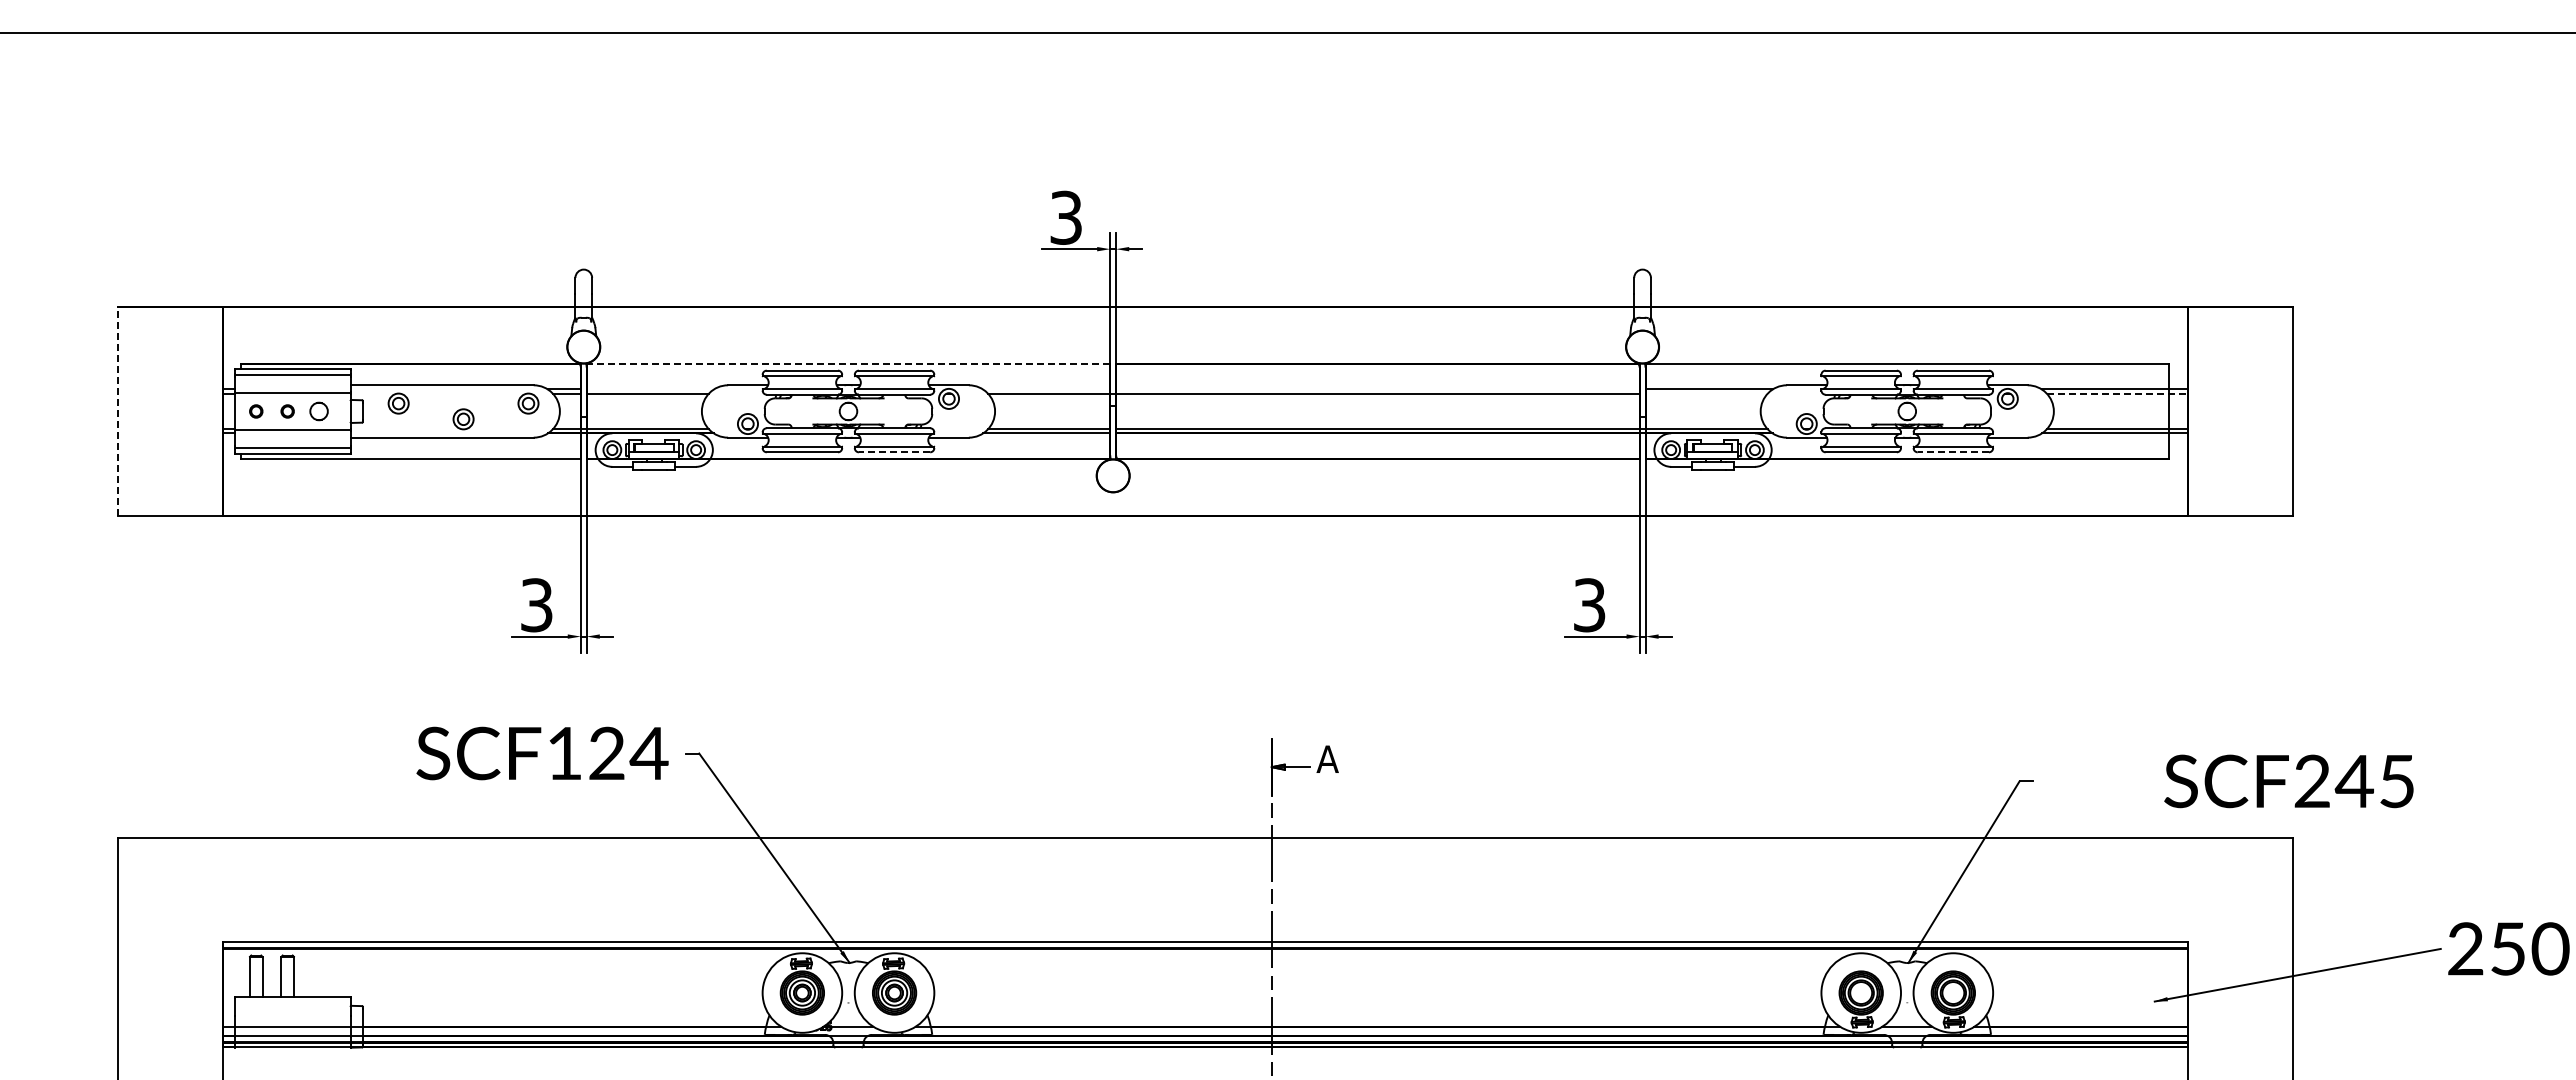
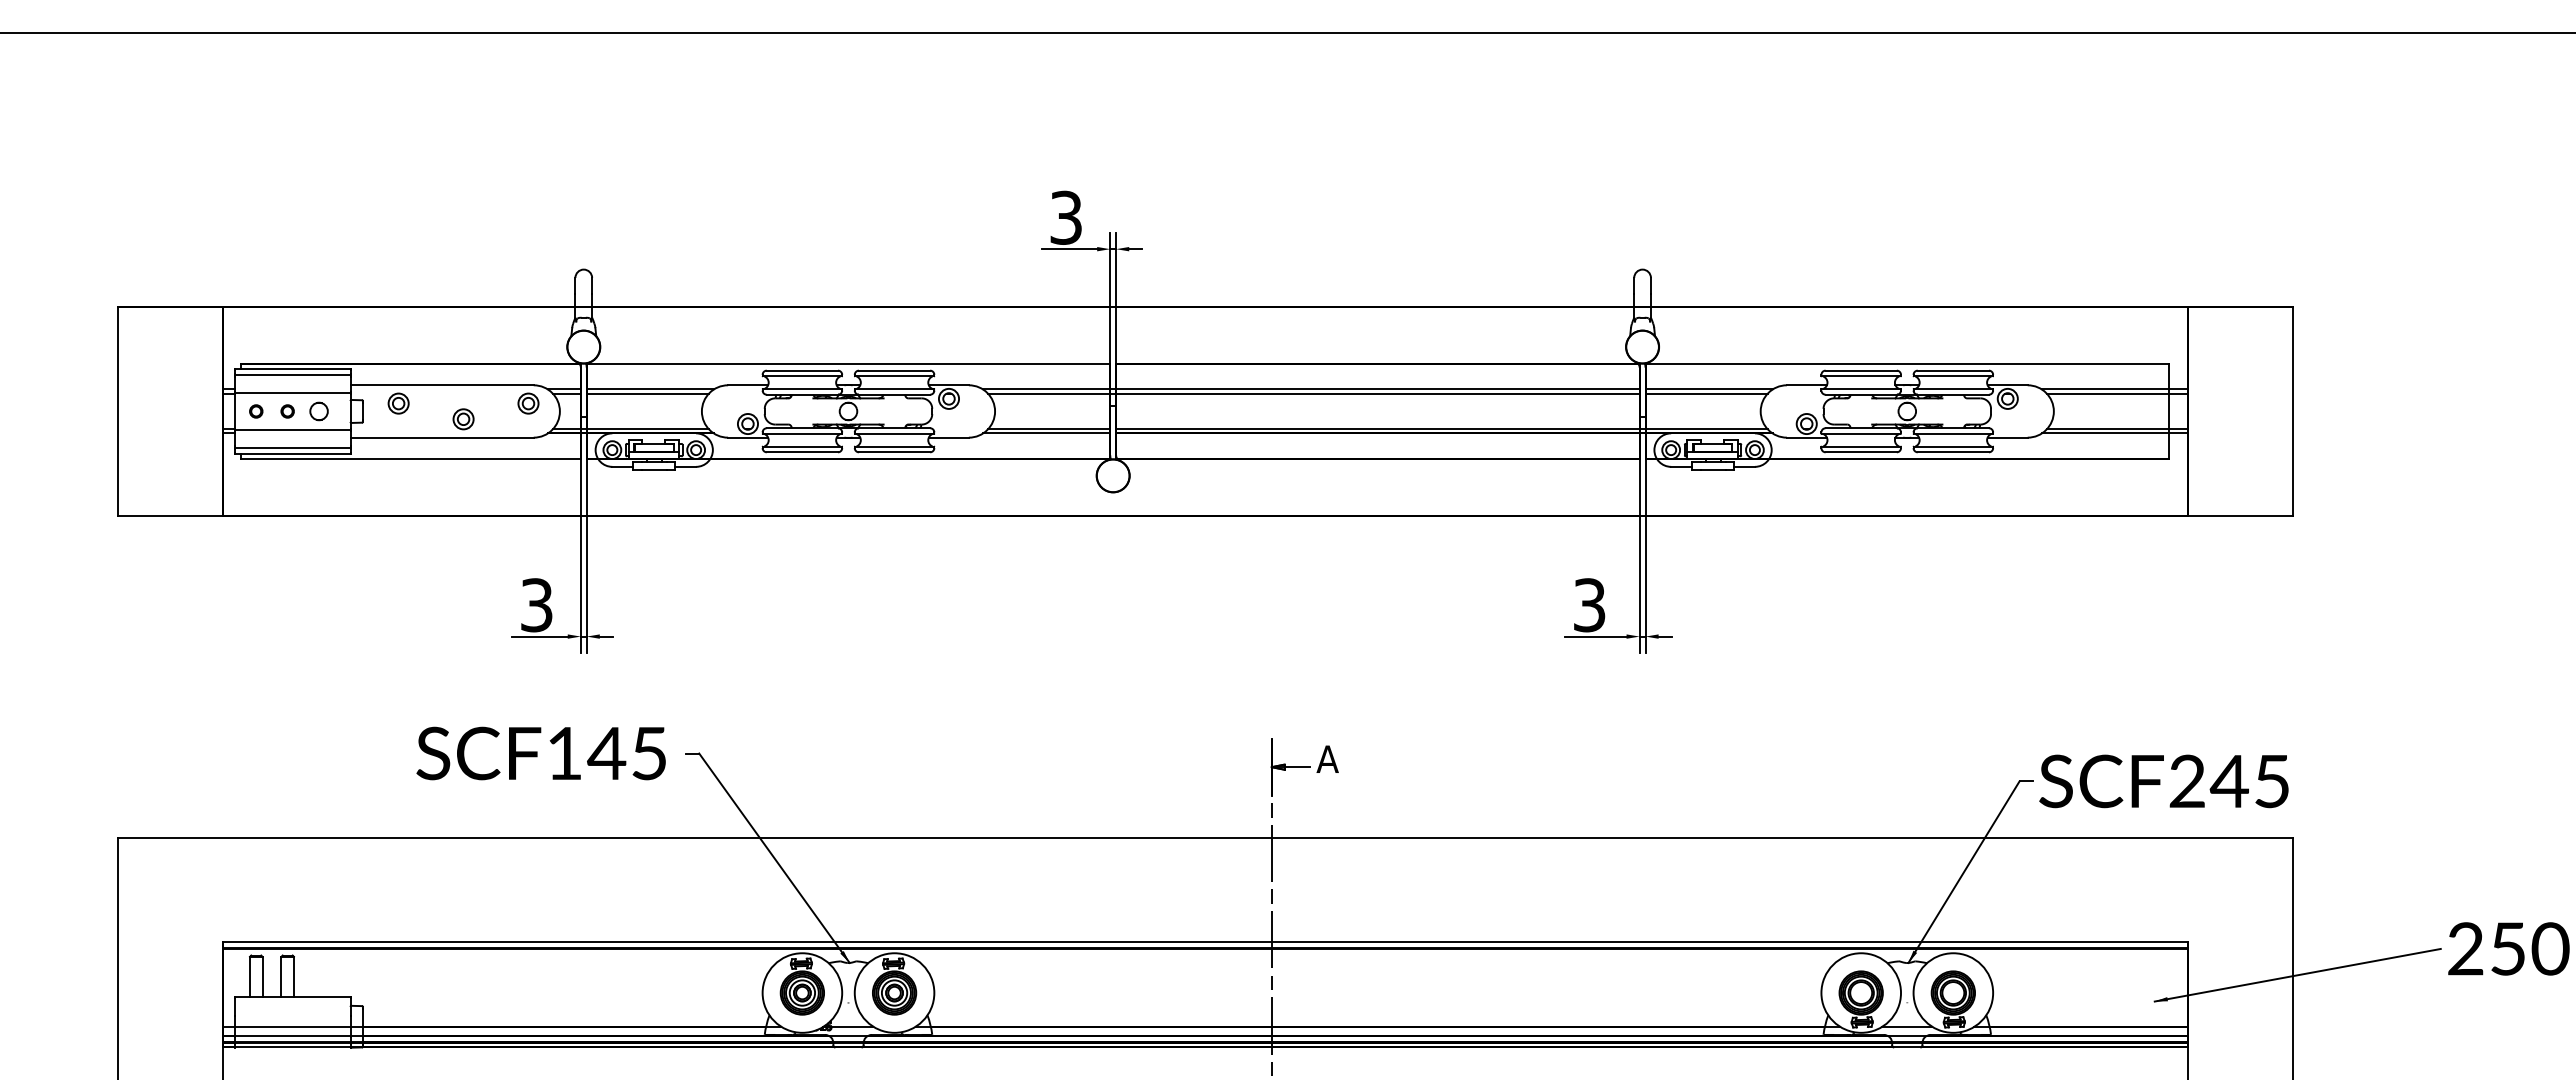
line: dashed -> solid (848, 364)
line: none -> present (649, 389)
line: none -> present (1311, 389)
line: none -> present (1706, 393)
line: dashed -> solid (2117, 393)
line: dashed -> solid (118, 411)
line: dashed -> solid (894, 452)
line: dashed -> solid (1953, 452)
text: SCF124 -> SCF145 (627, 753)
text position: (2288, 781) -> (2163, 781) (2163, 781)
